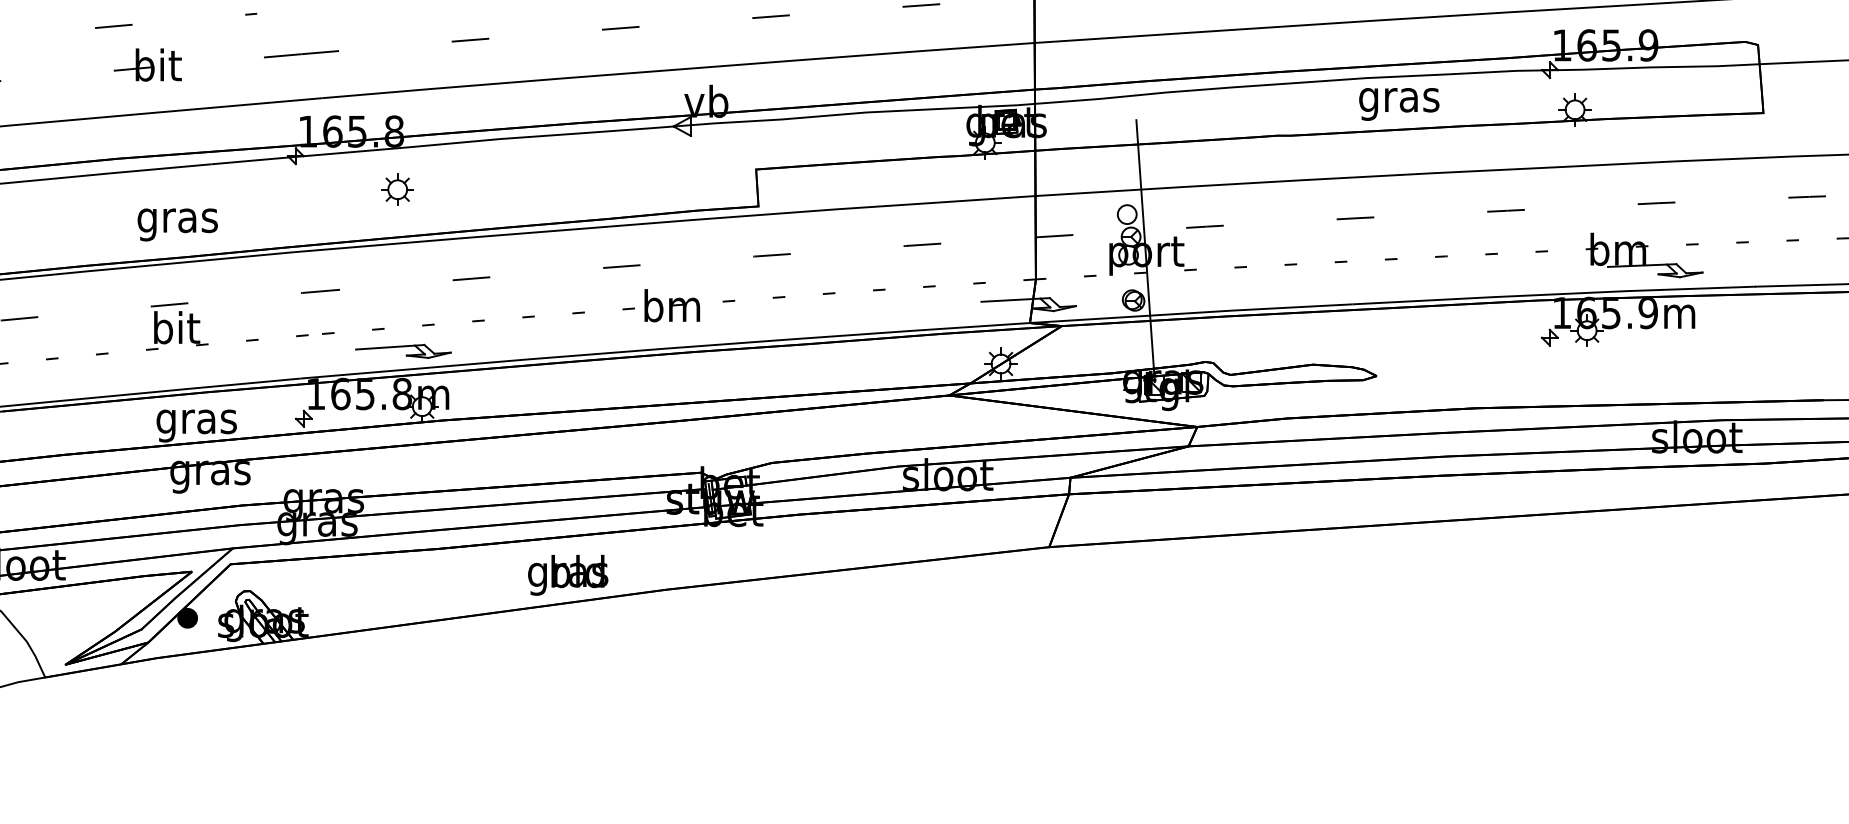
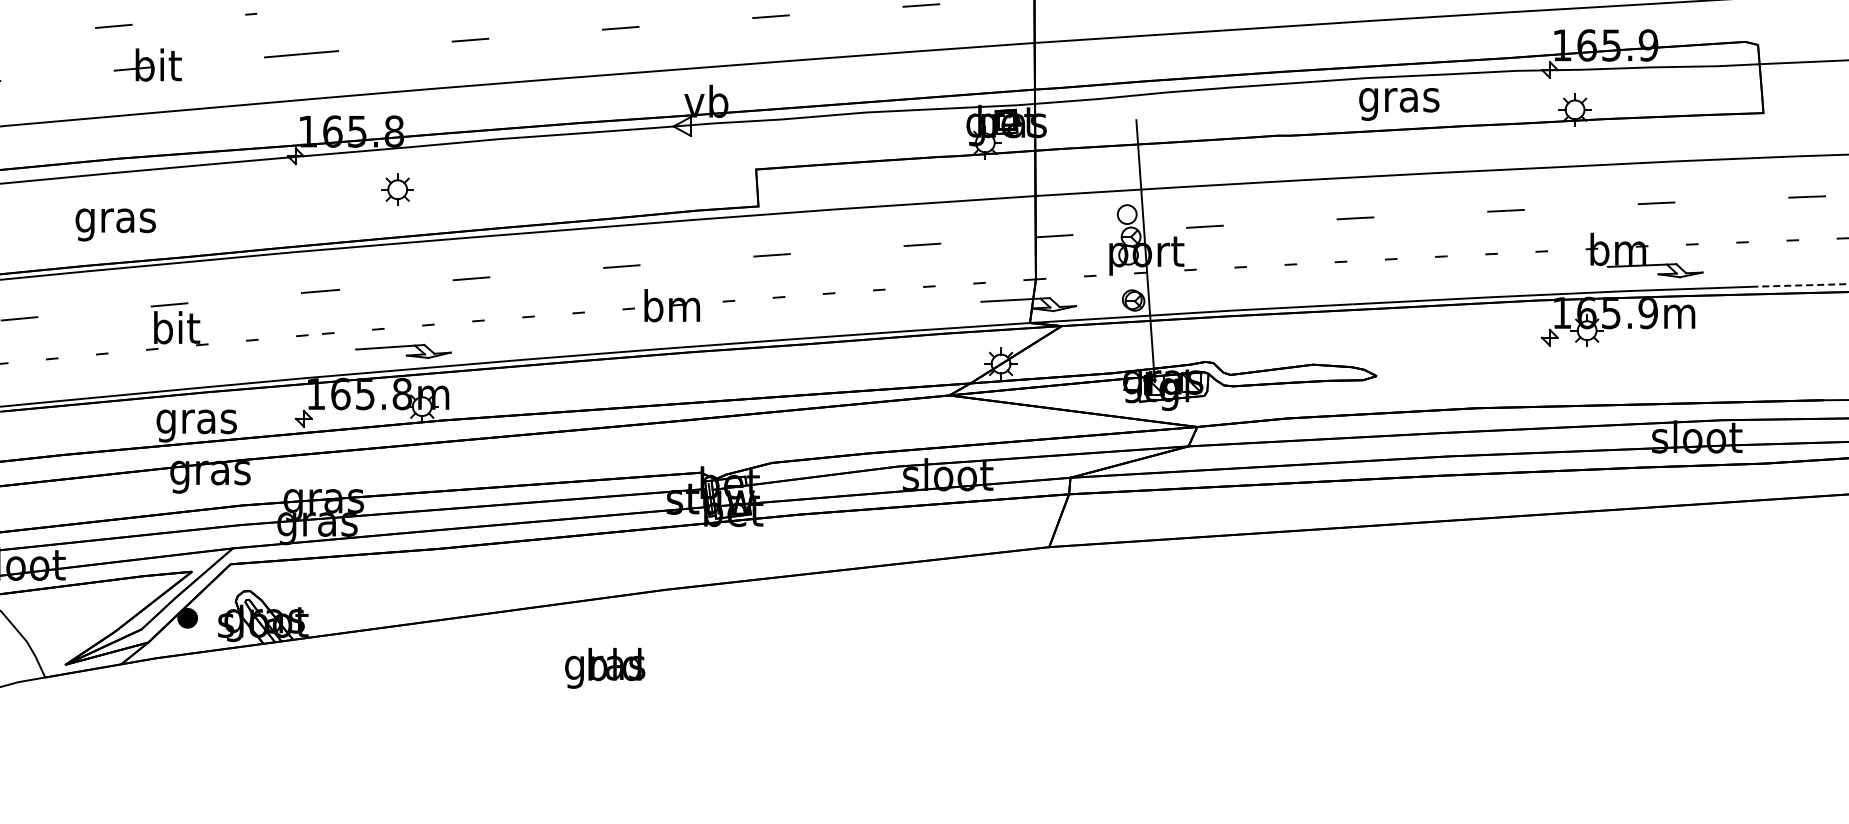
text position: (177, 224) -> (115, 224) (115, 224)
line: solid -> dashed (1801, 285)
text position: (568, 575) -> (605, 668) (605, 668)
